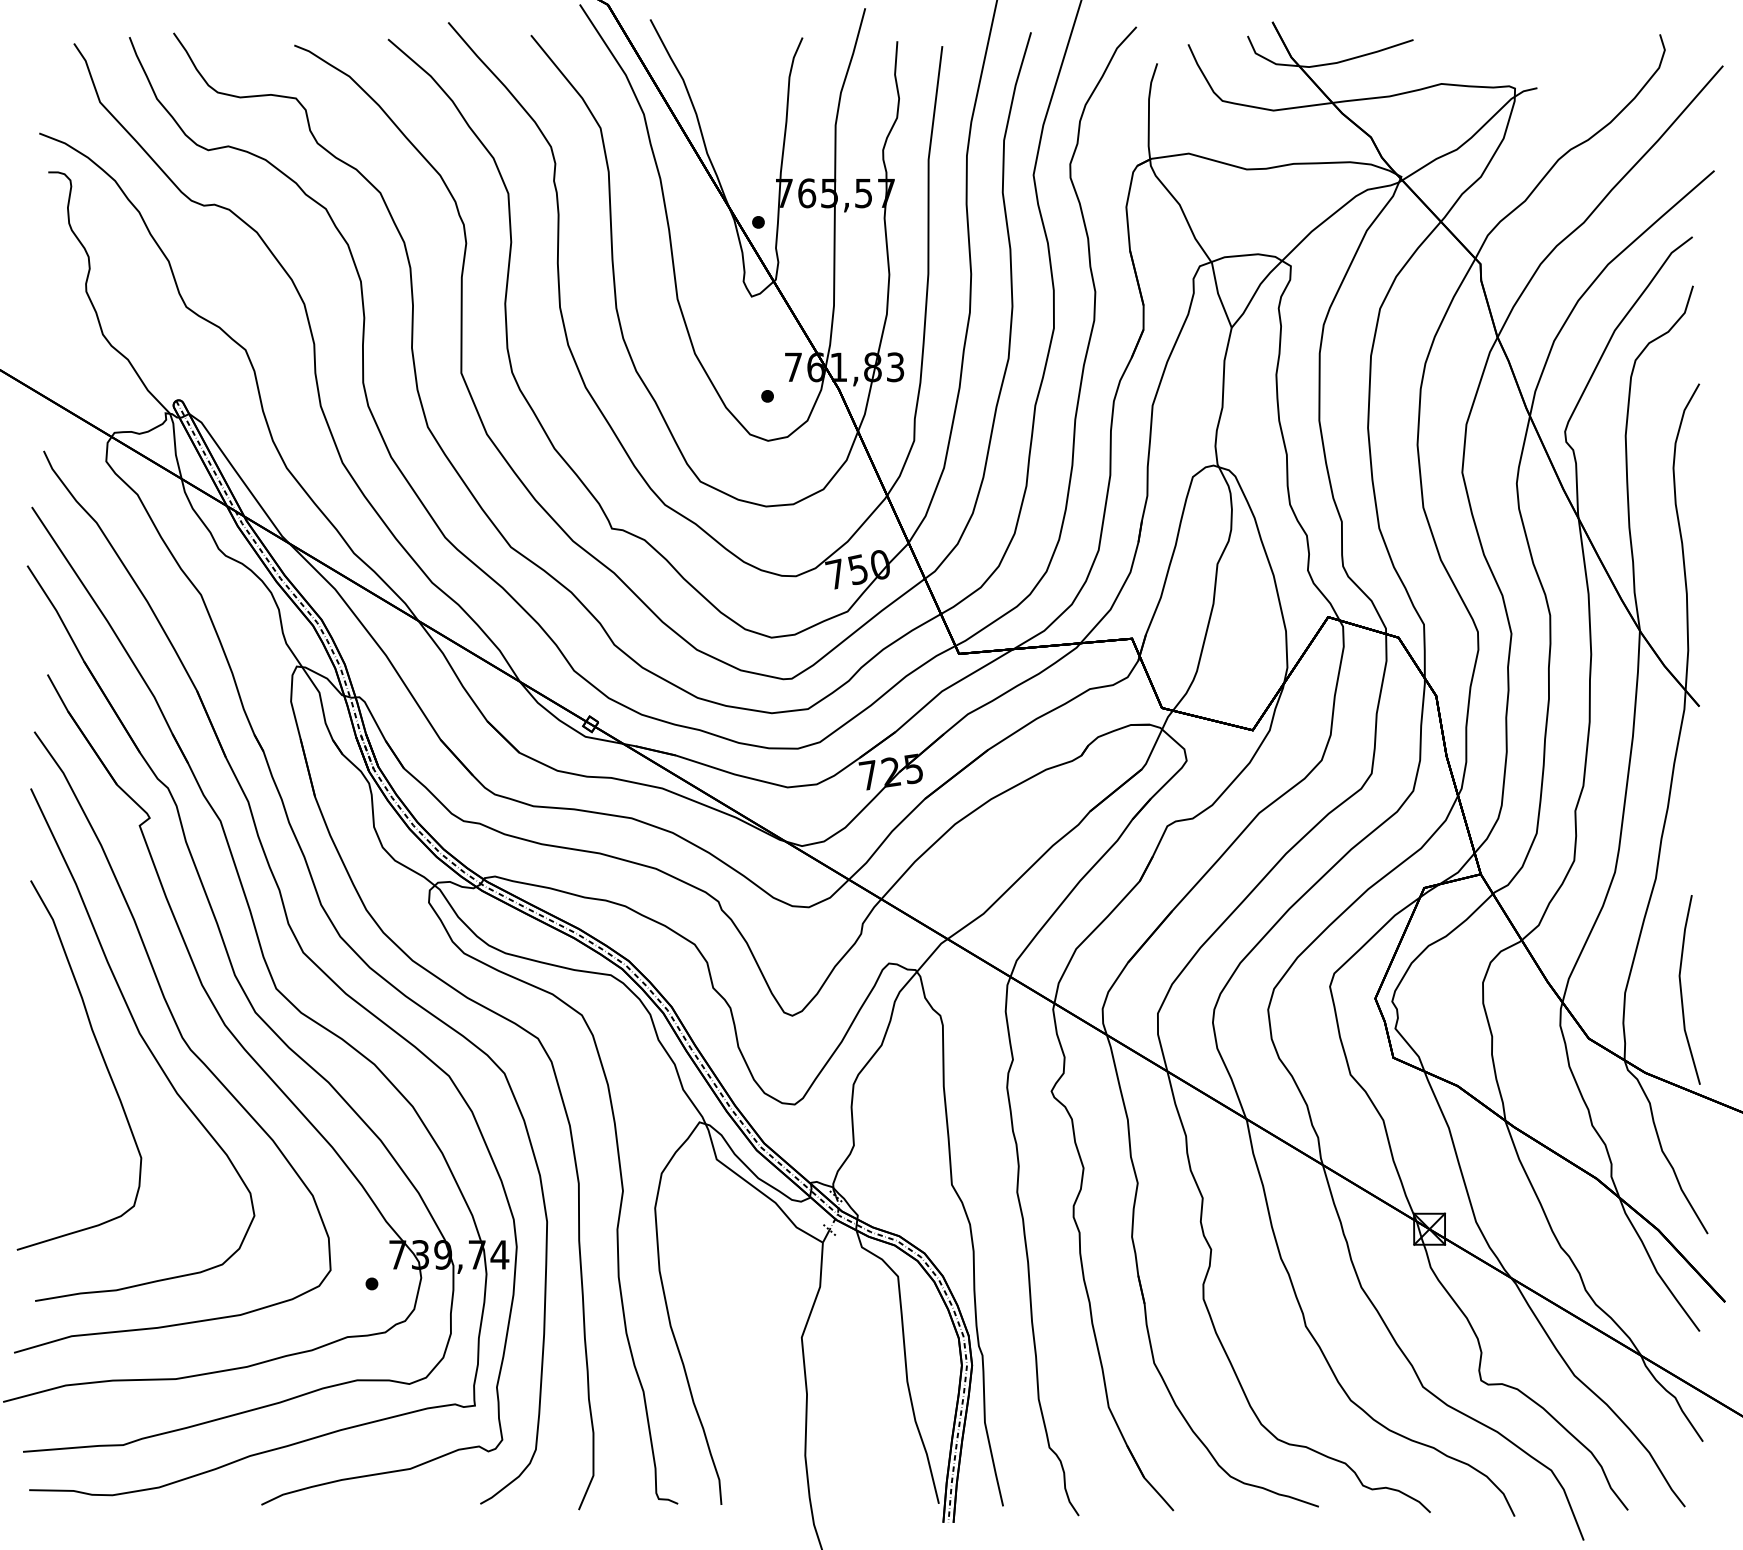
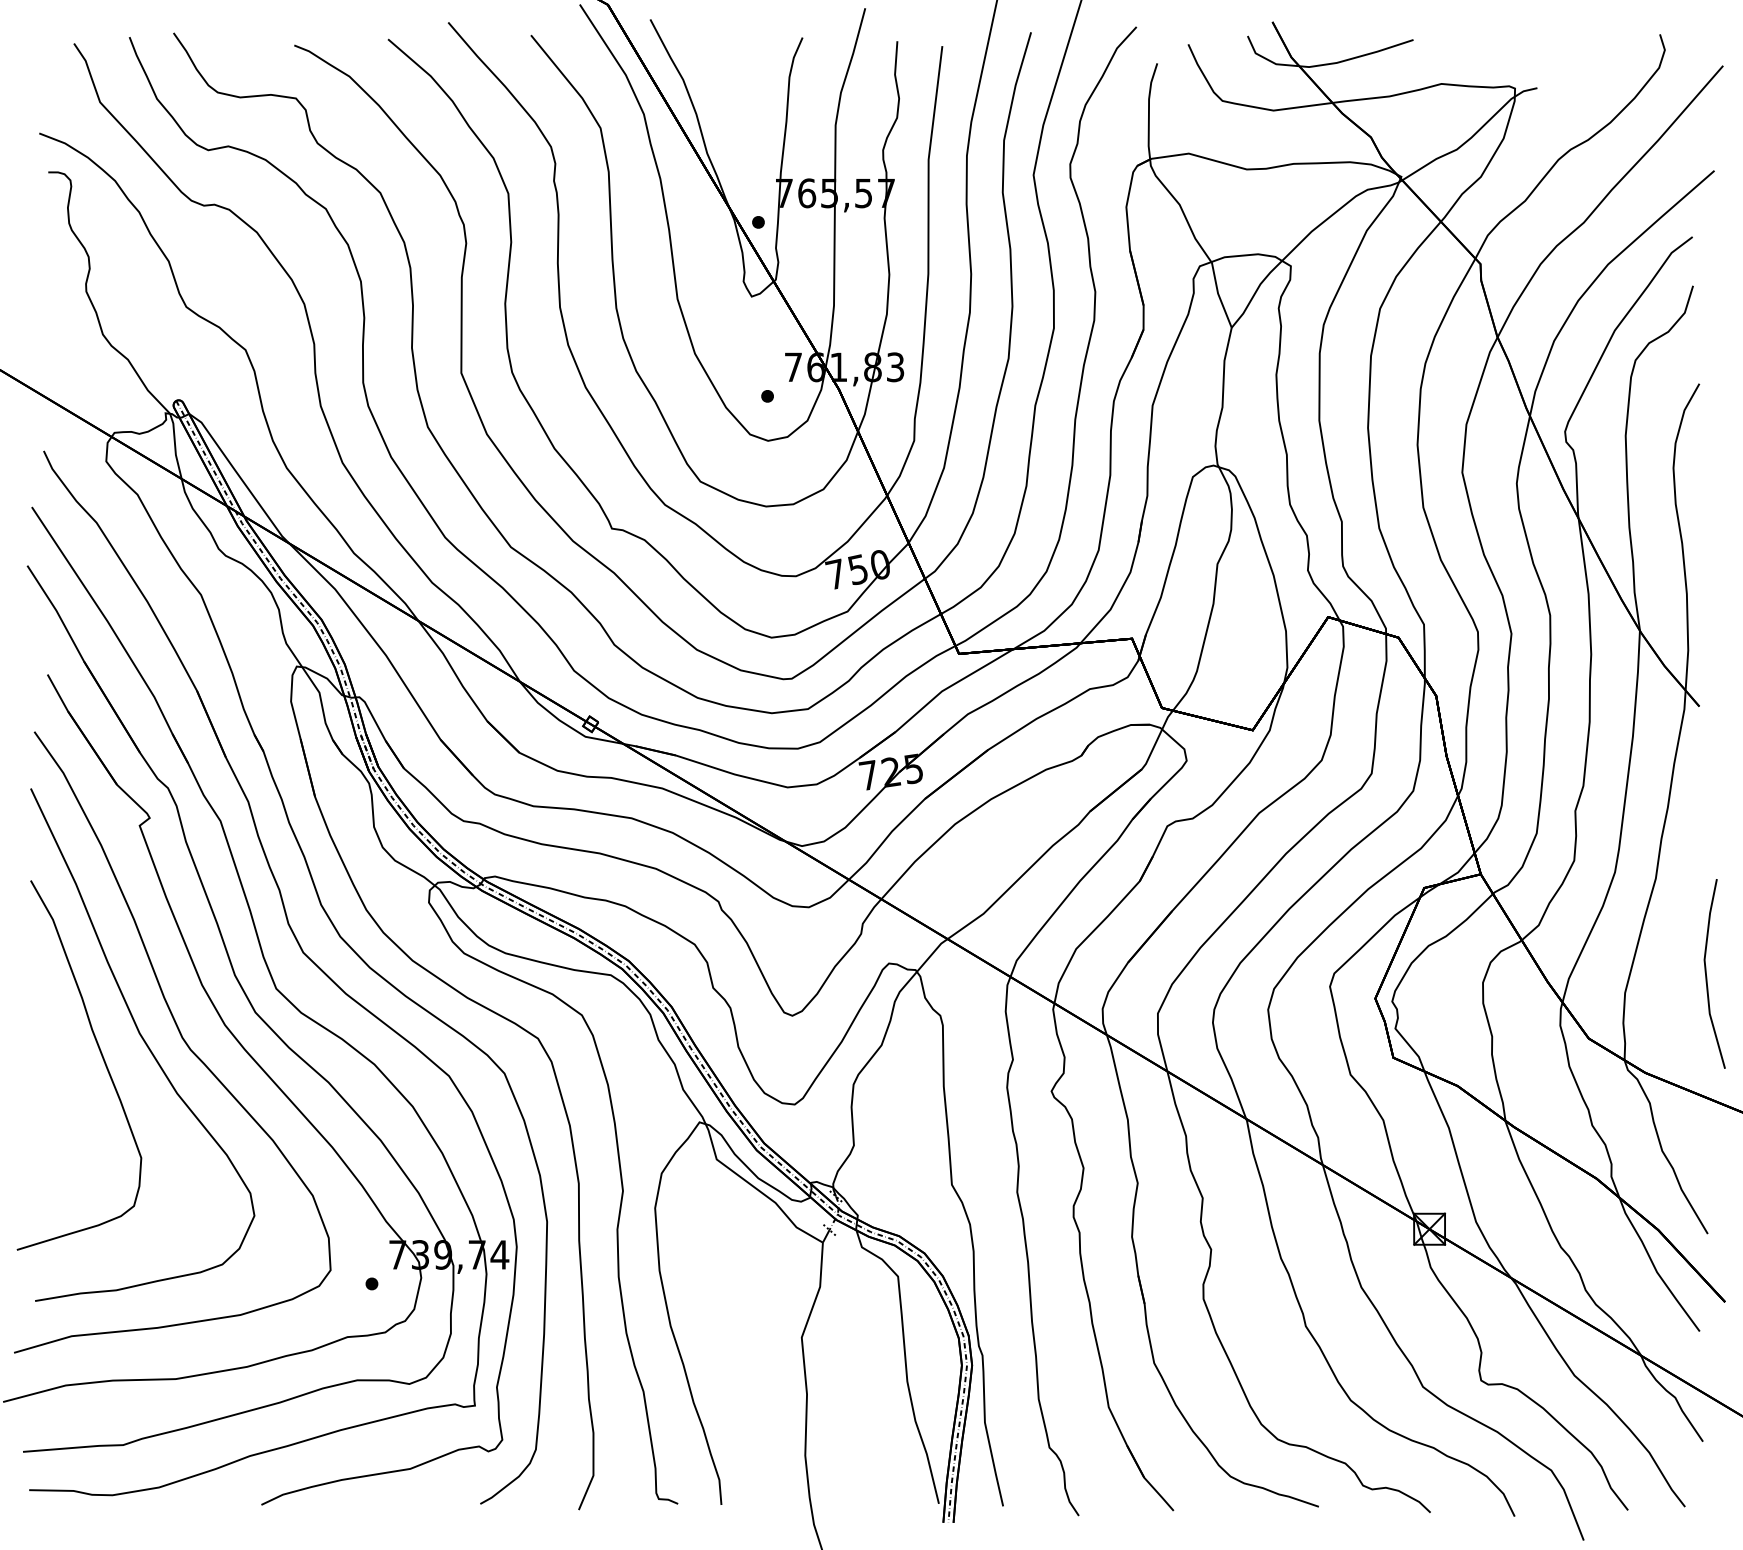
line position: (1682, 992) -> (1707, 976) (1707, 976)
